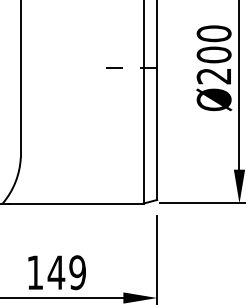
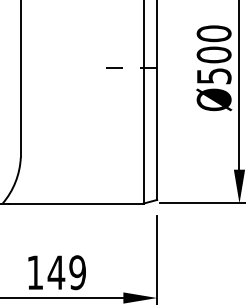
text: Ø200 -> Ø500 (213, 76)
